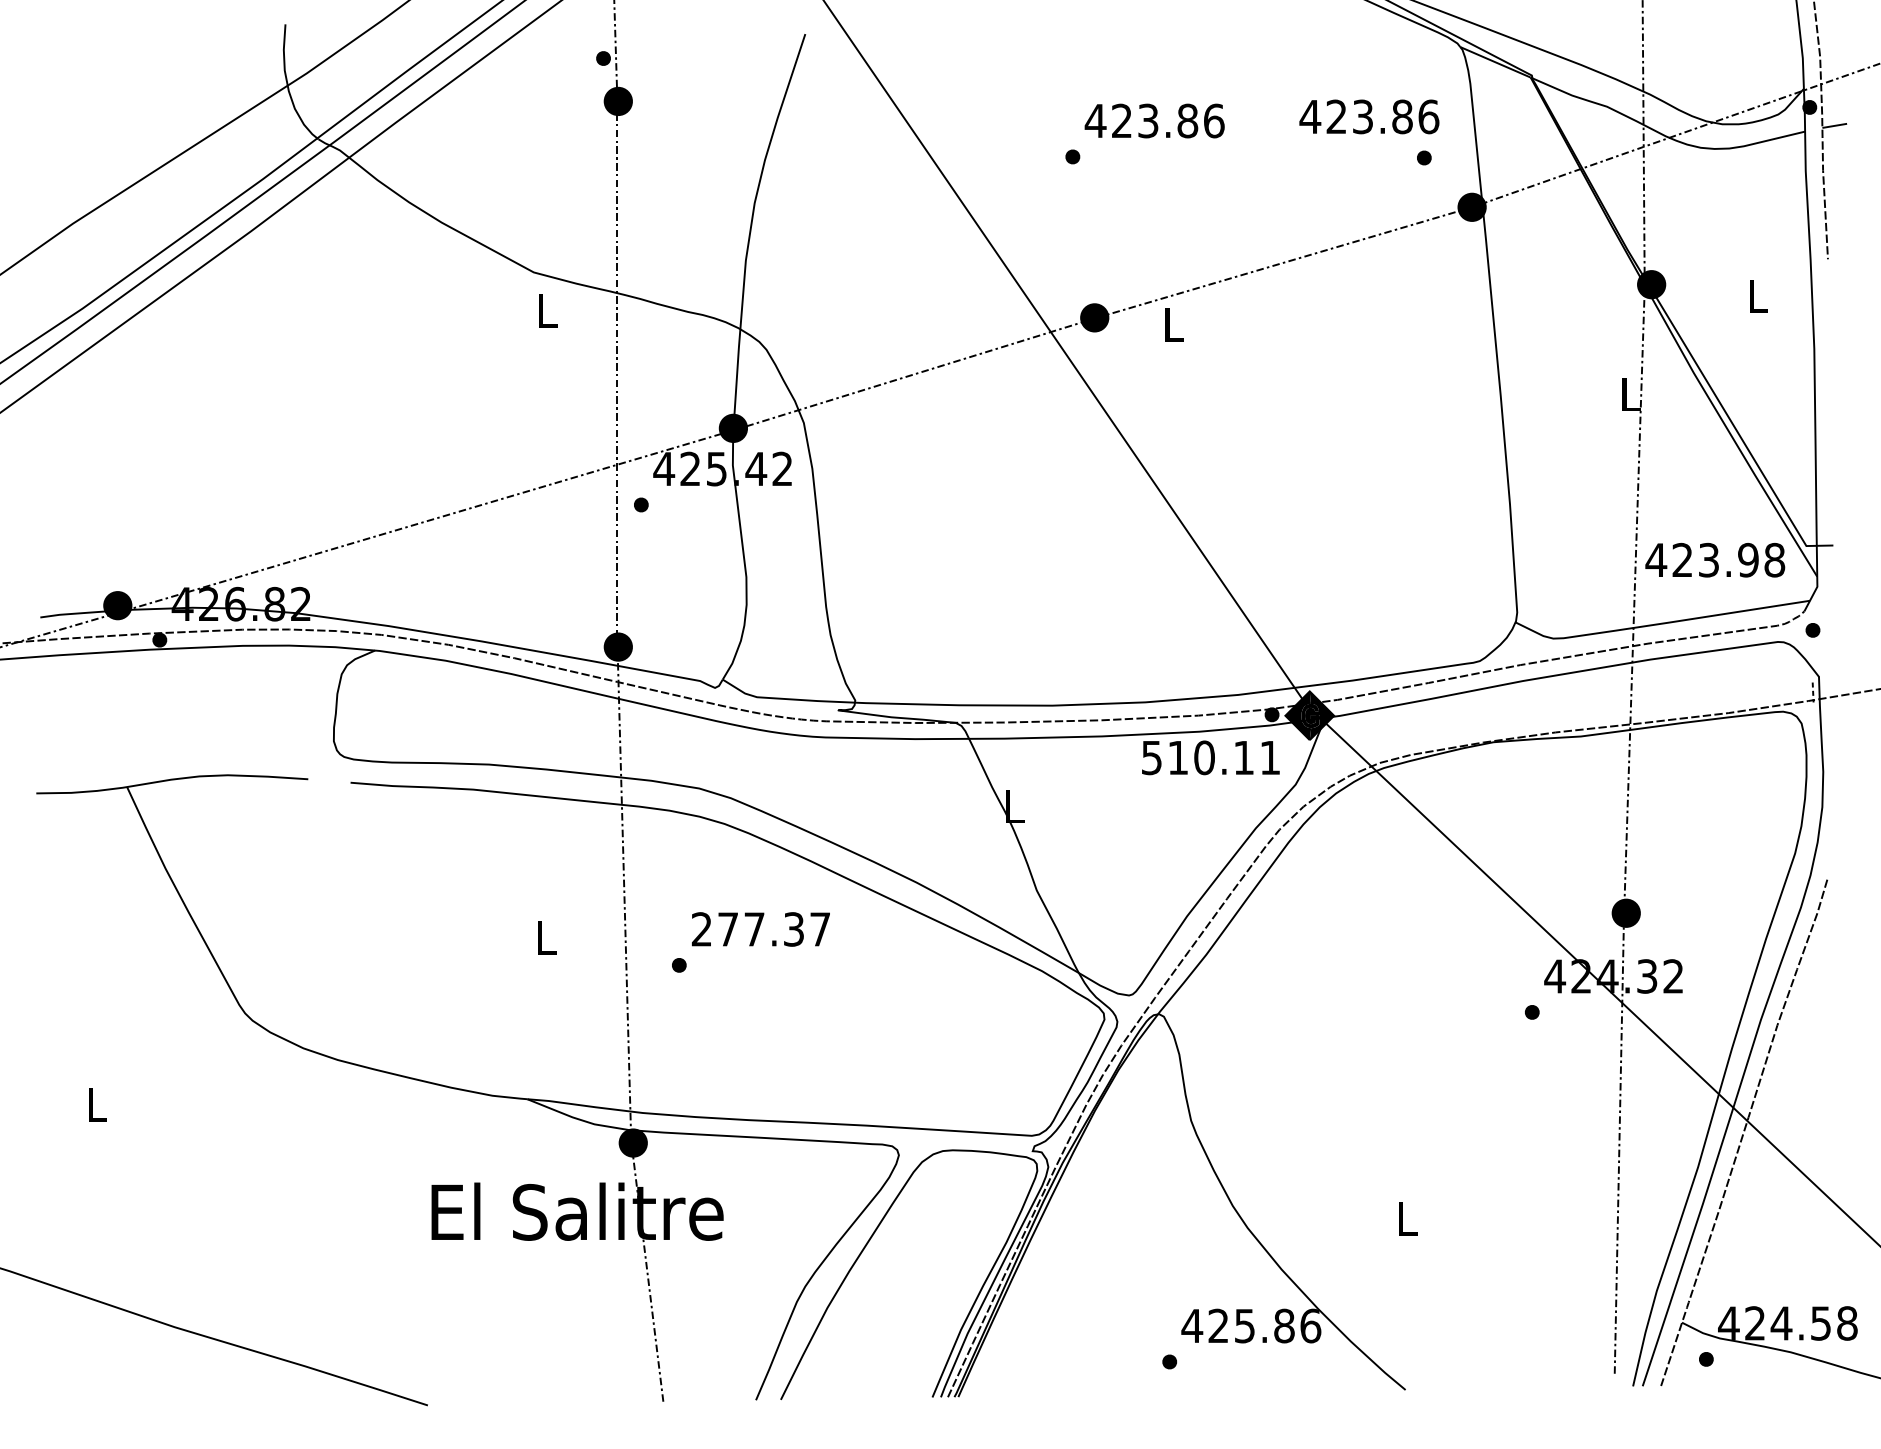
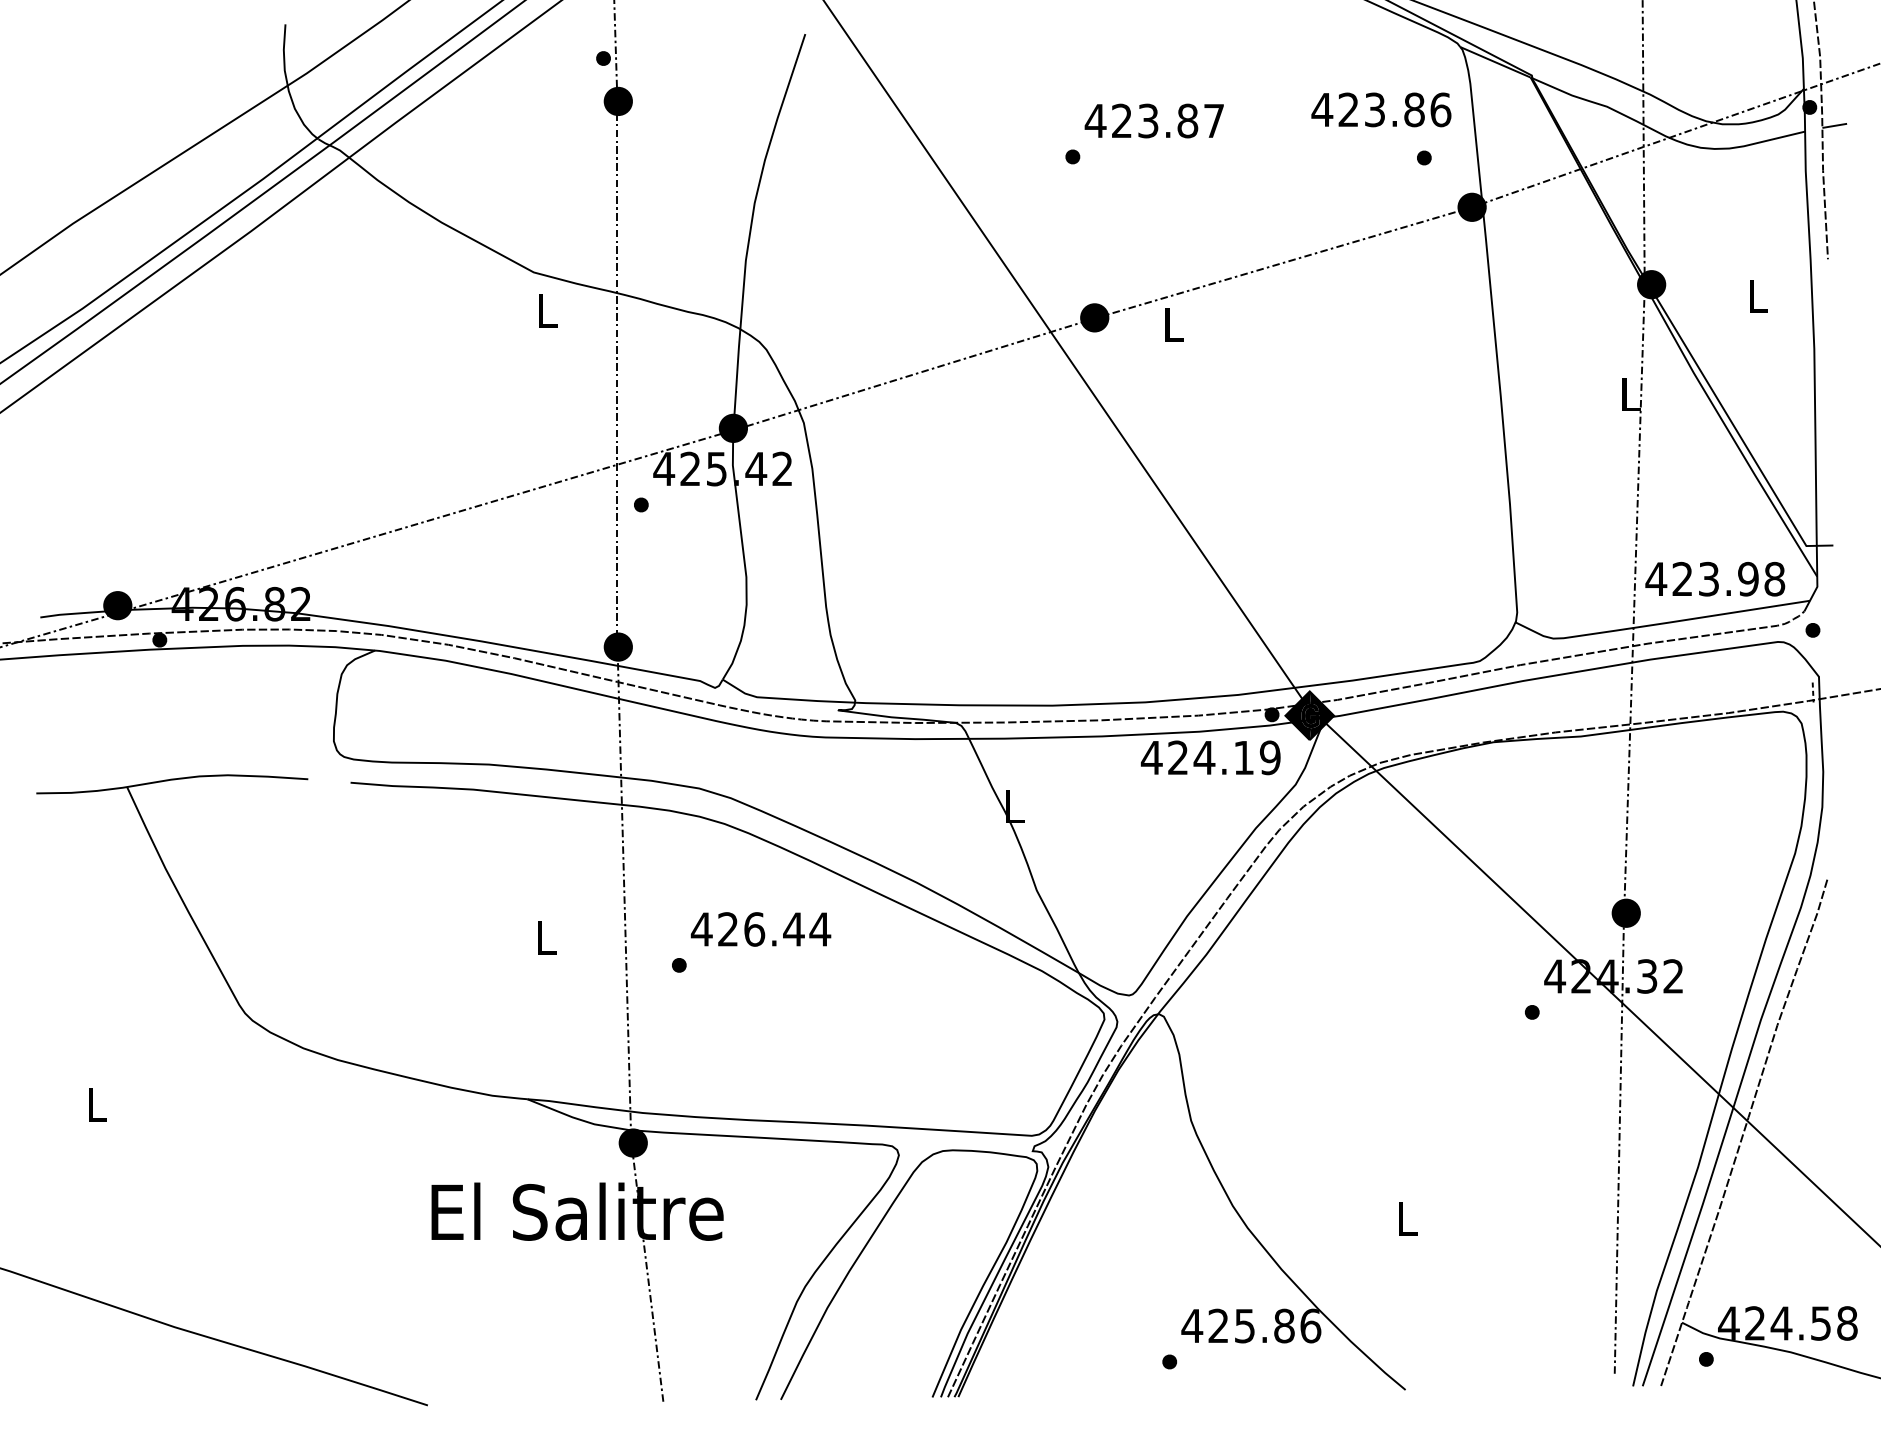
text position: (1369, 116) -> (1381, 109) (1381, 109)
text: 423.86 -> 423.87 (1214, 120)
text position: (1715, 560) -> (1715, 579) (1715, 579)
text: 510.11 -> 424.19 (1210, 757)
text: 277.37 -> 426.44 (760, 929)
